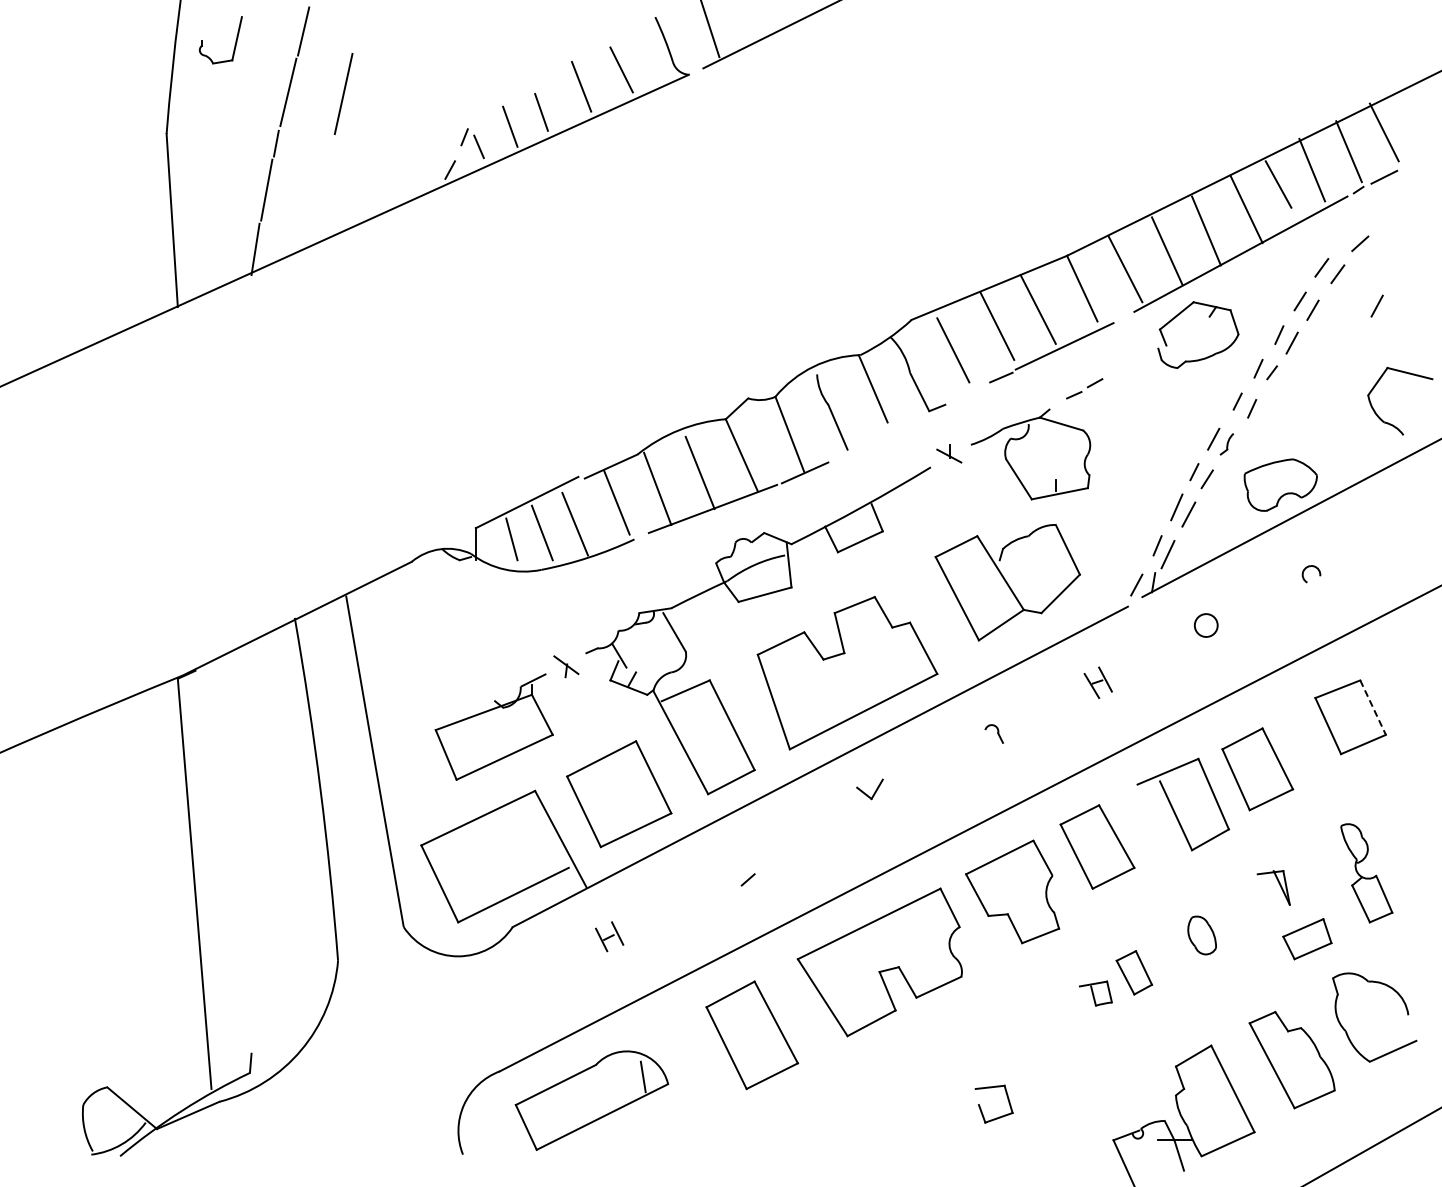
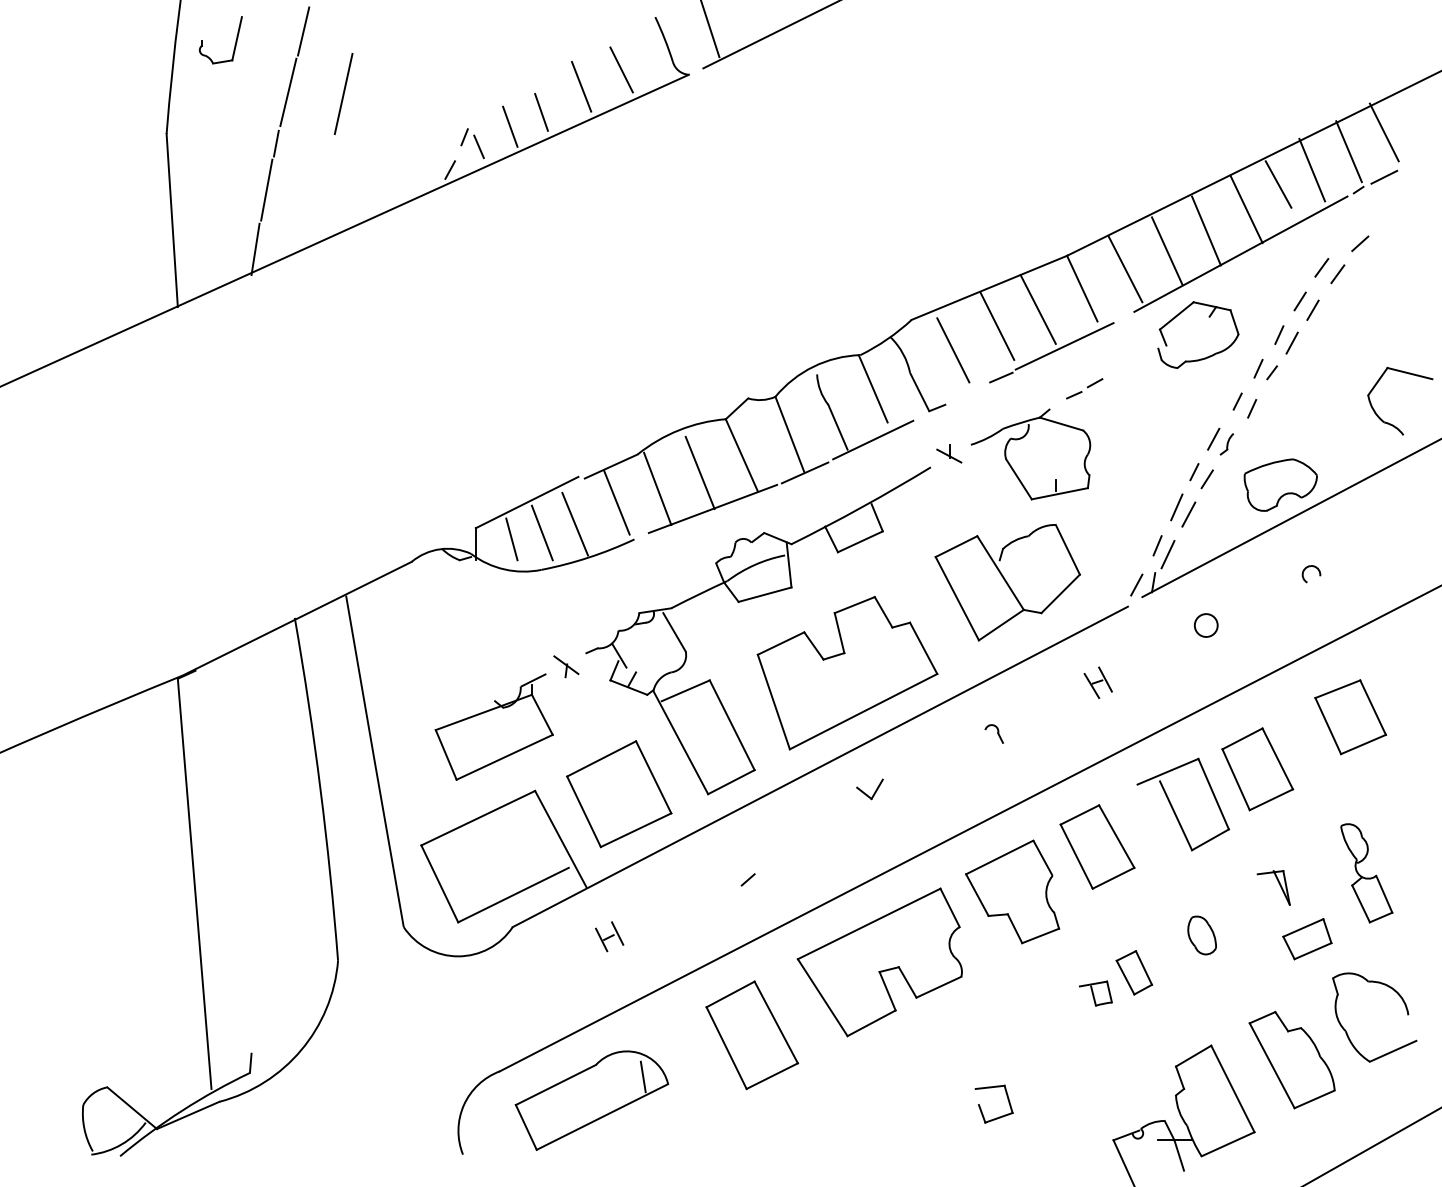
line: present -> none (1376, 305)
line: none -> present (873, 439)
line: dashed -> solid (1373, 708)
